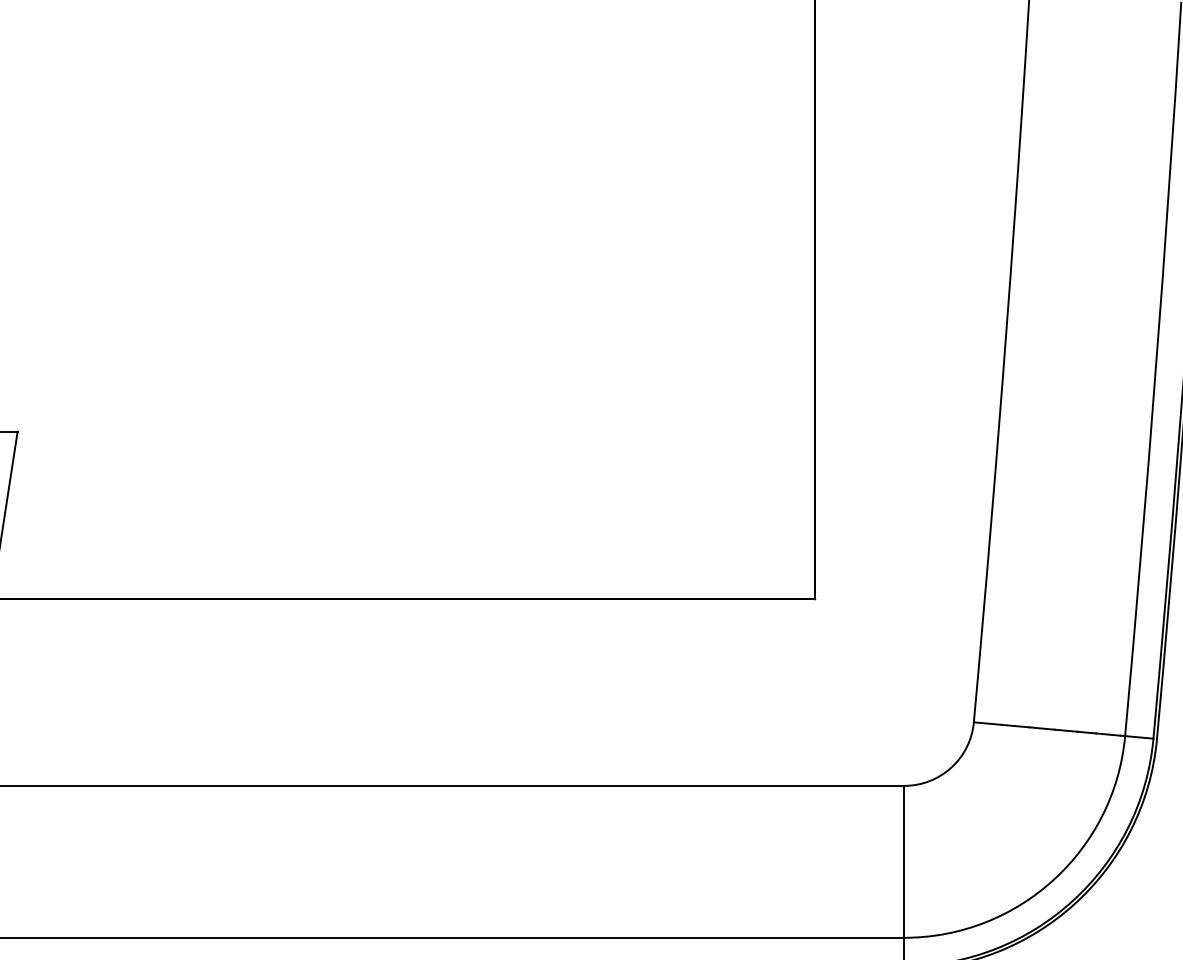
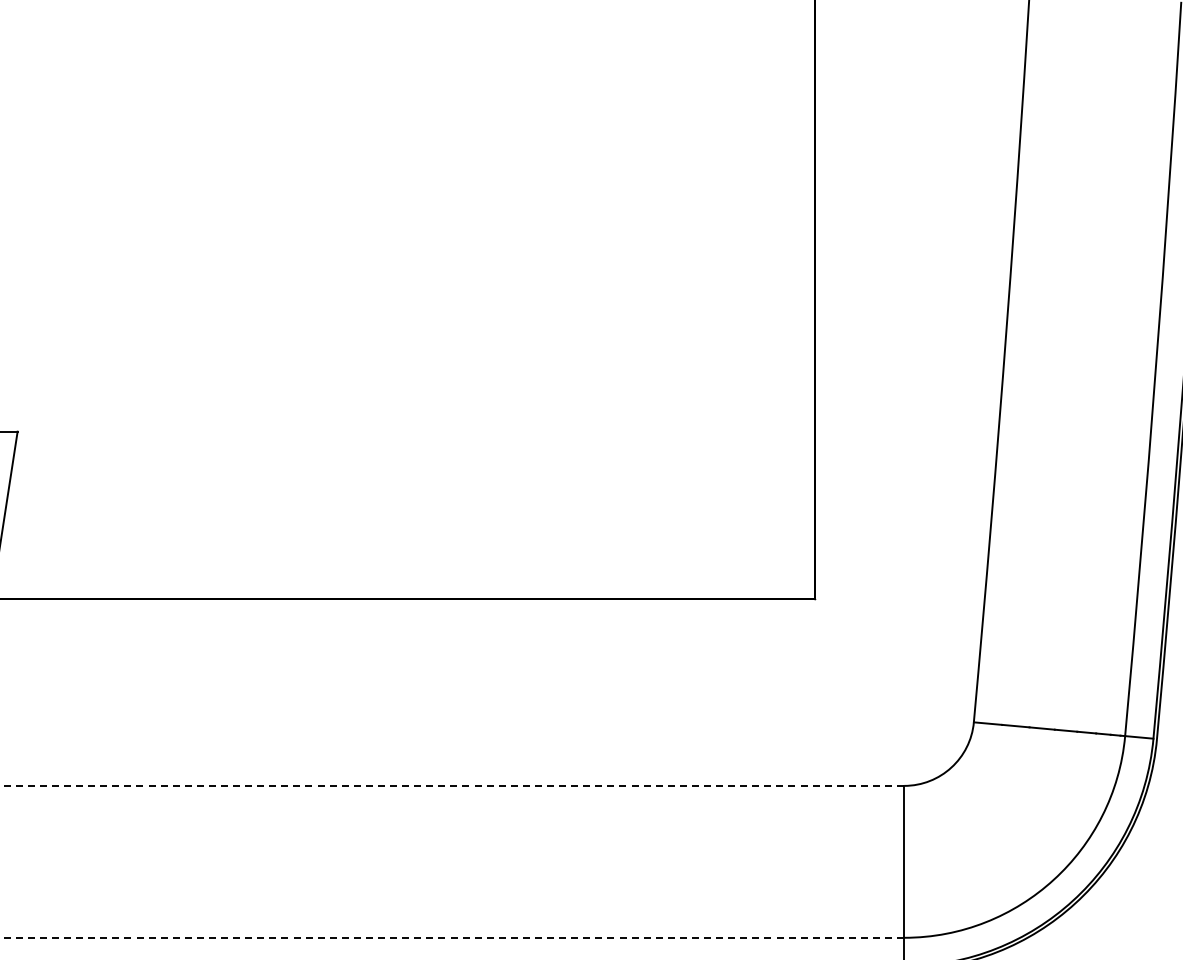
line: solid -> dashed (452, 785)
line: solid -> dashed (452, 937)
